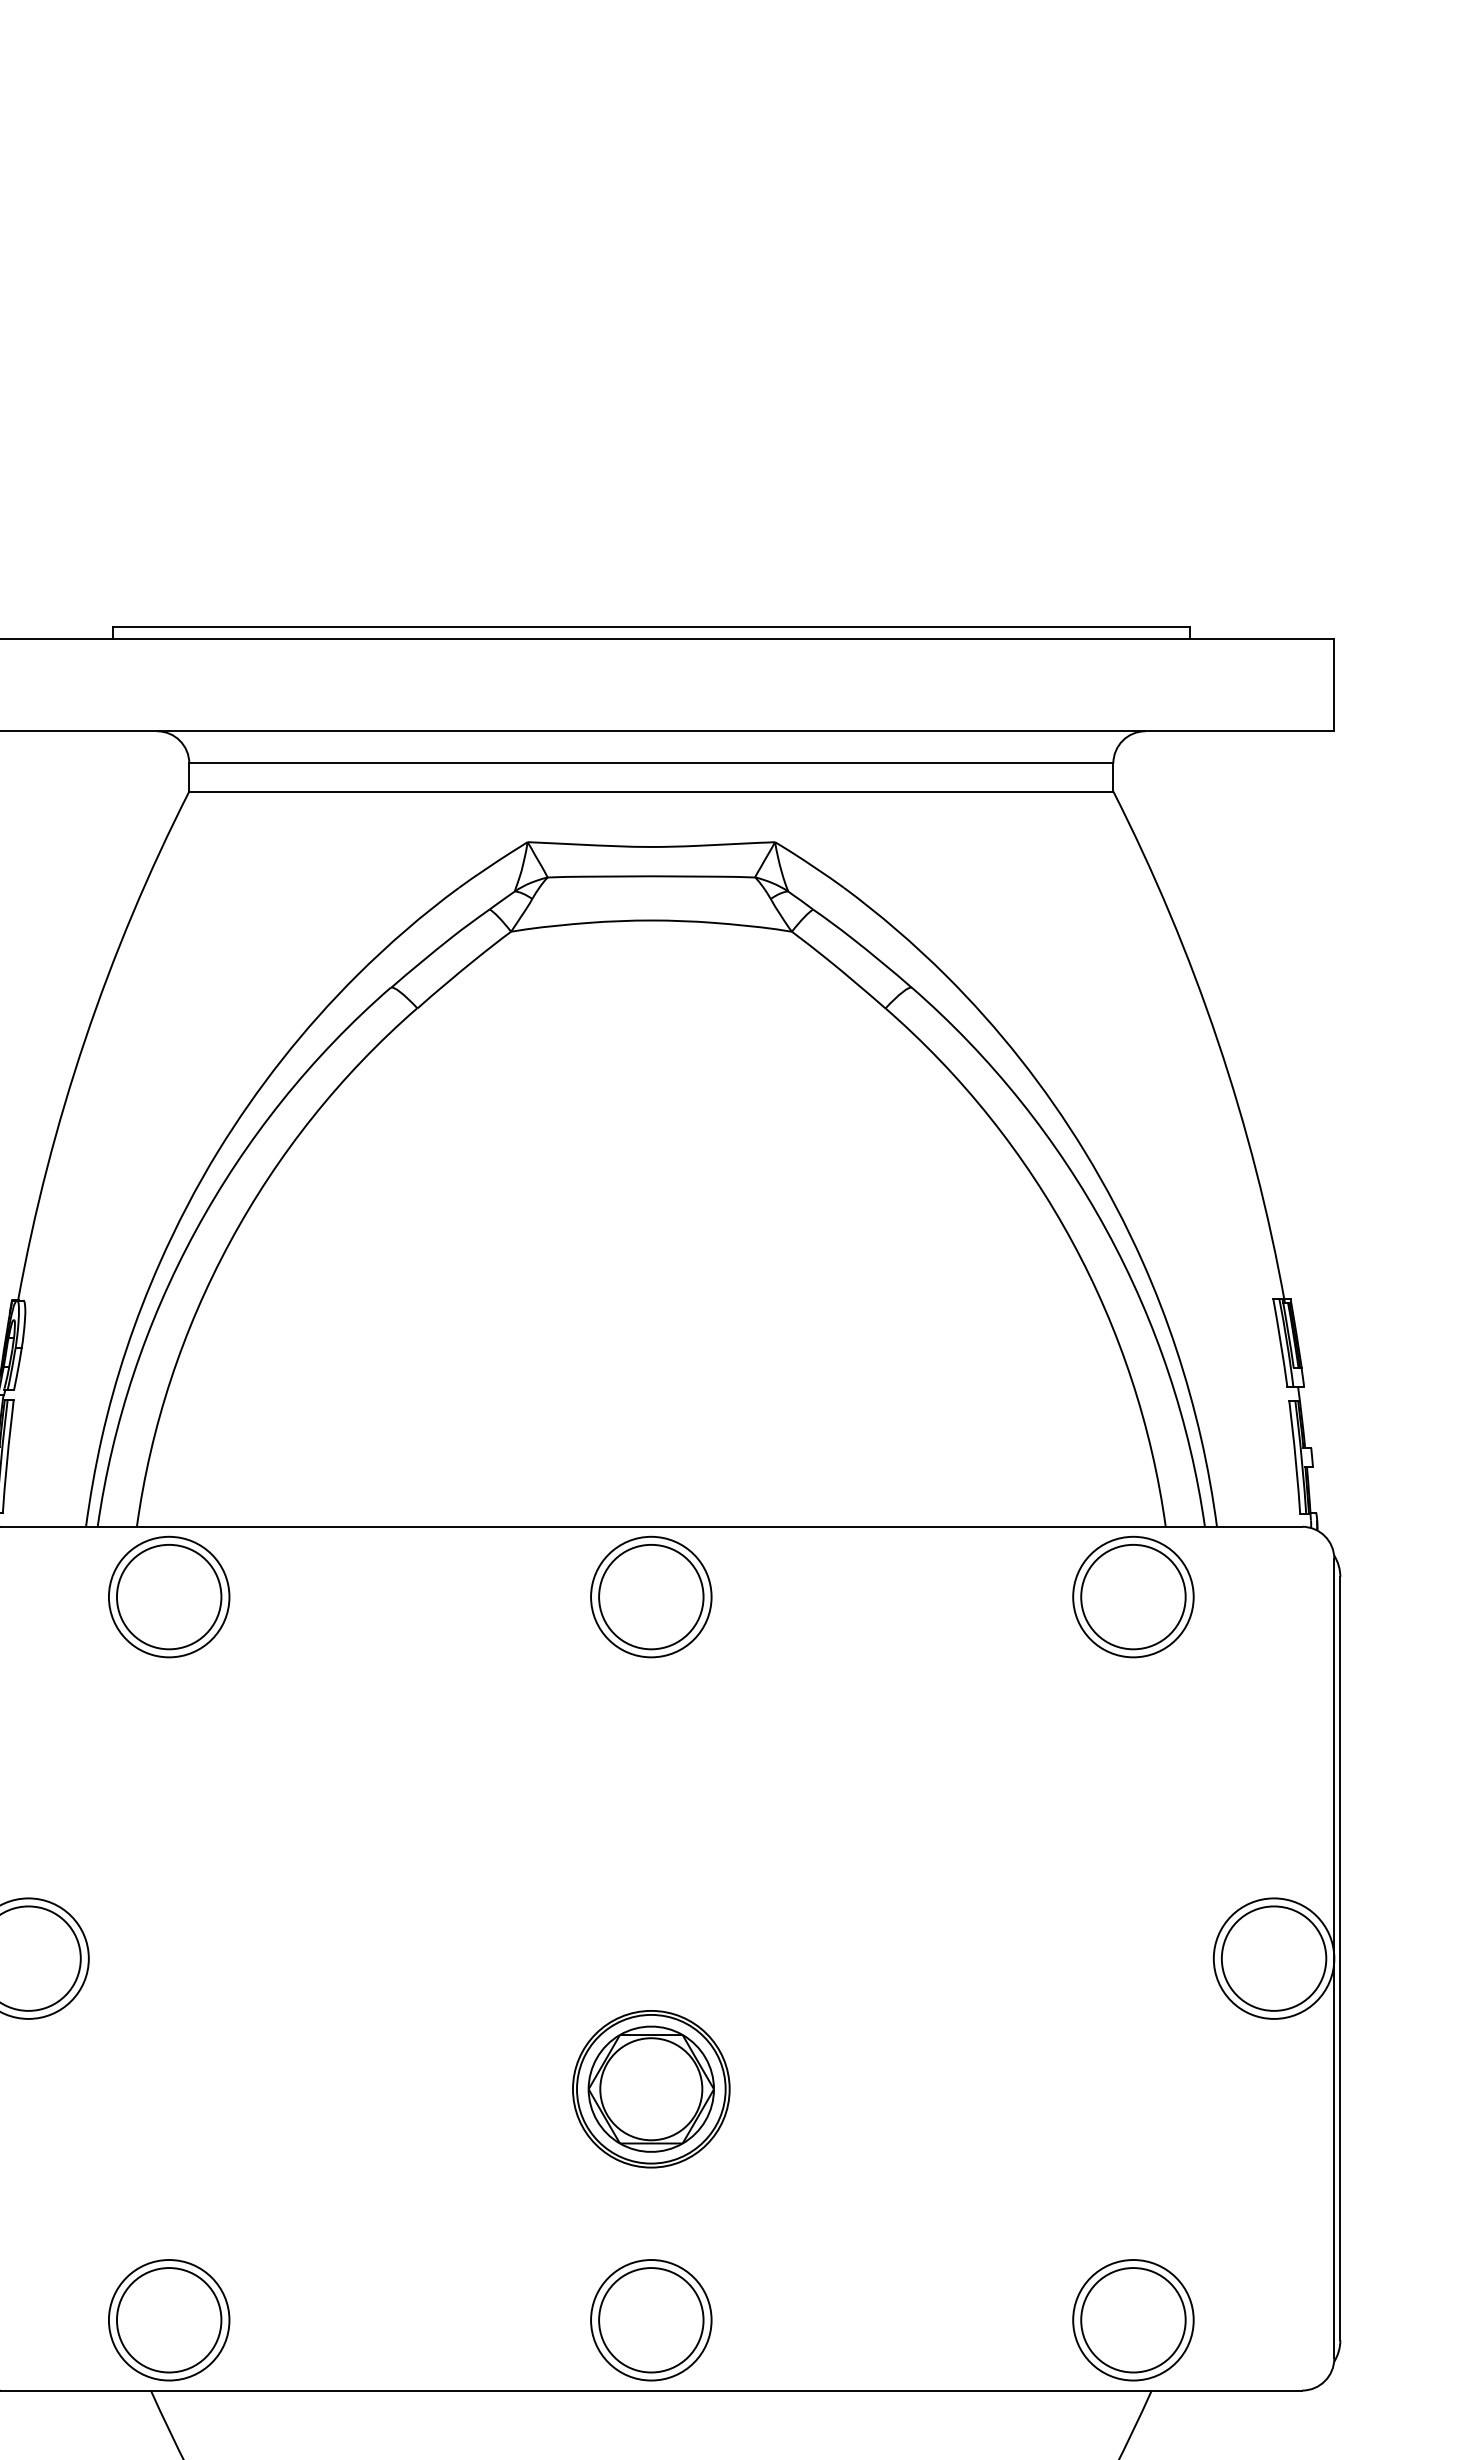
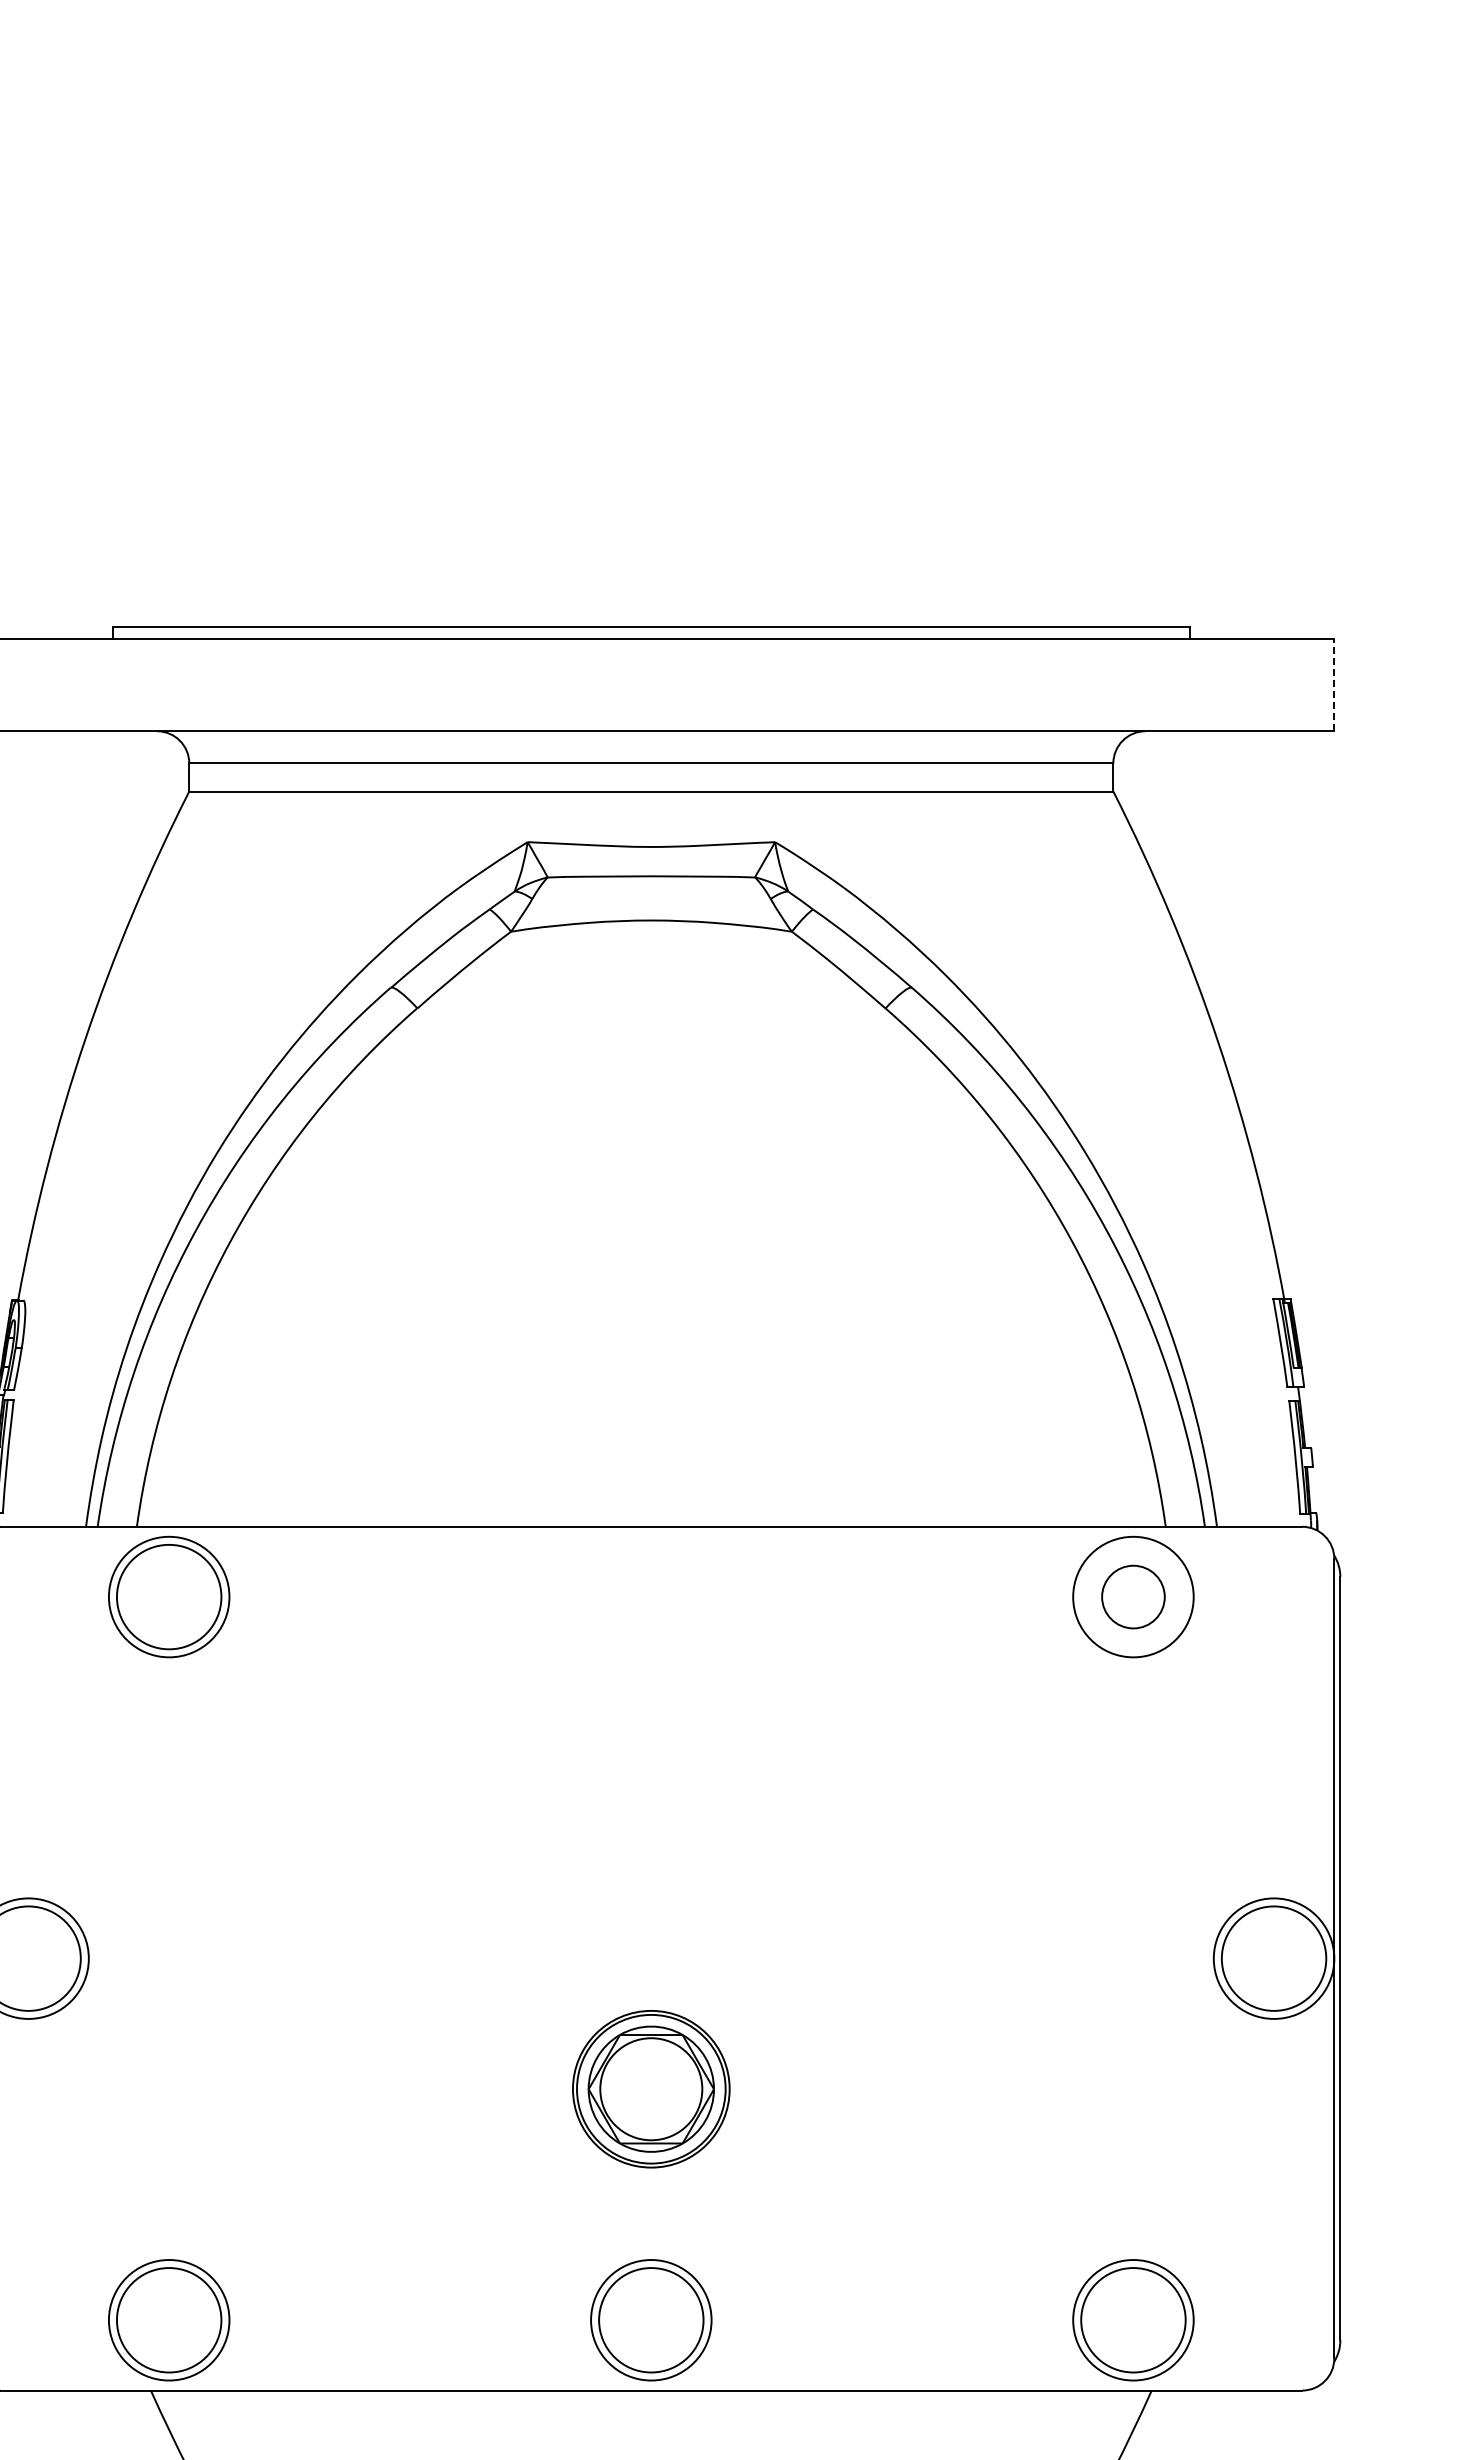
line: solid -> dashed (1334, 684)
part: present -> none (651, 1596)
circle diameter: 104 px -> 63 px (1133, 1596)
